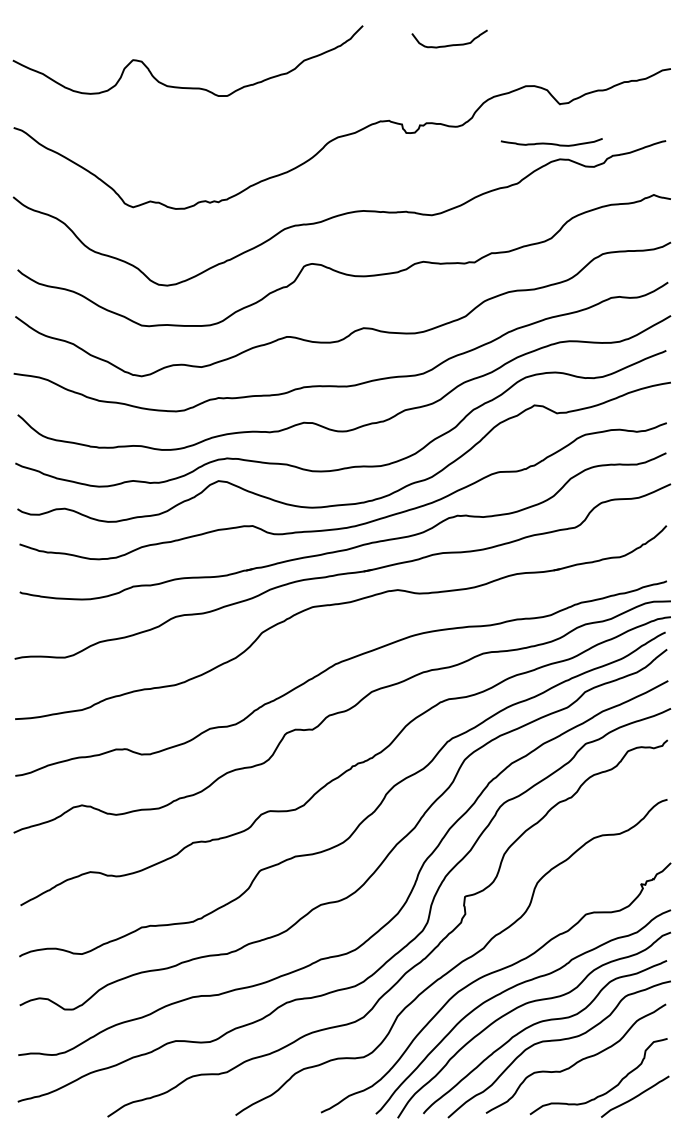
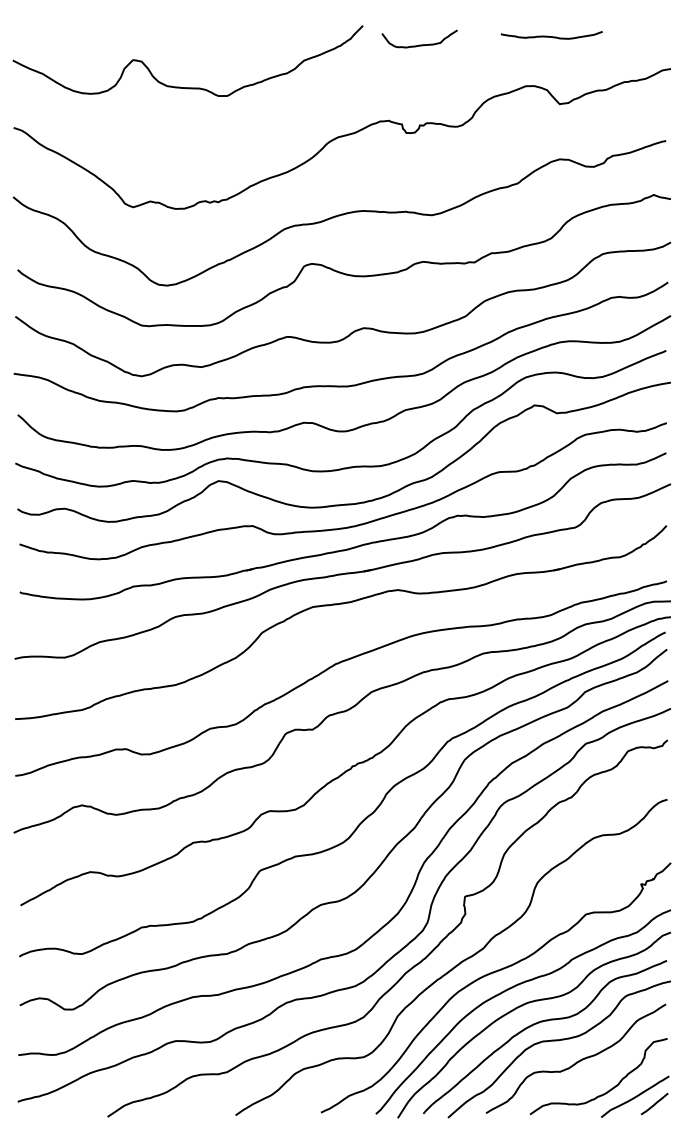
curve position: (449, 44) -> (419, 44) (419, 44)
curve position: (551, 143) -> (551, 36) (551, 36)
line: none -> present (654, 1103)
